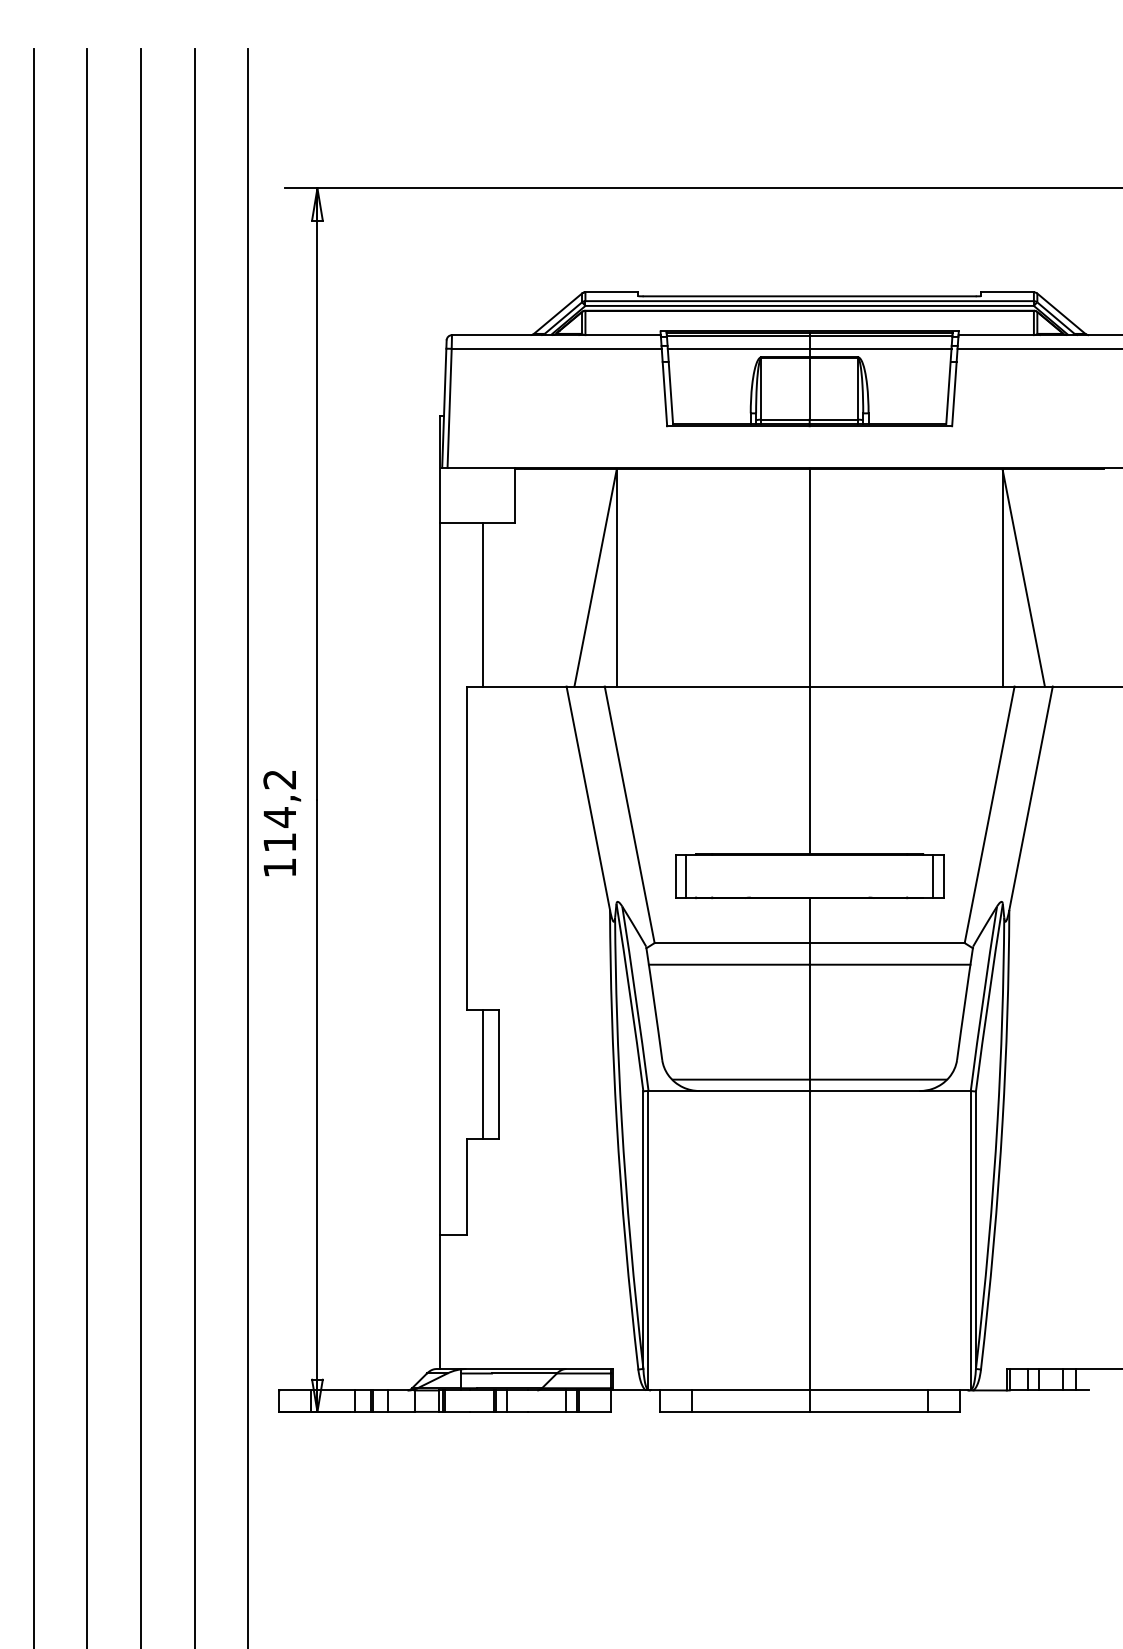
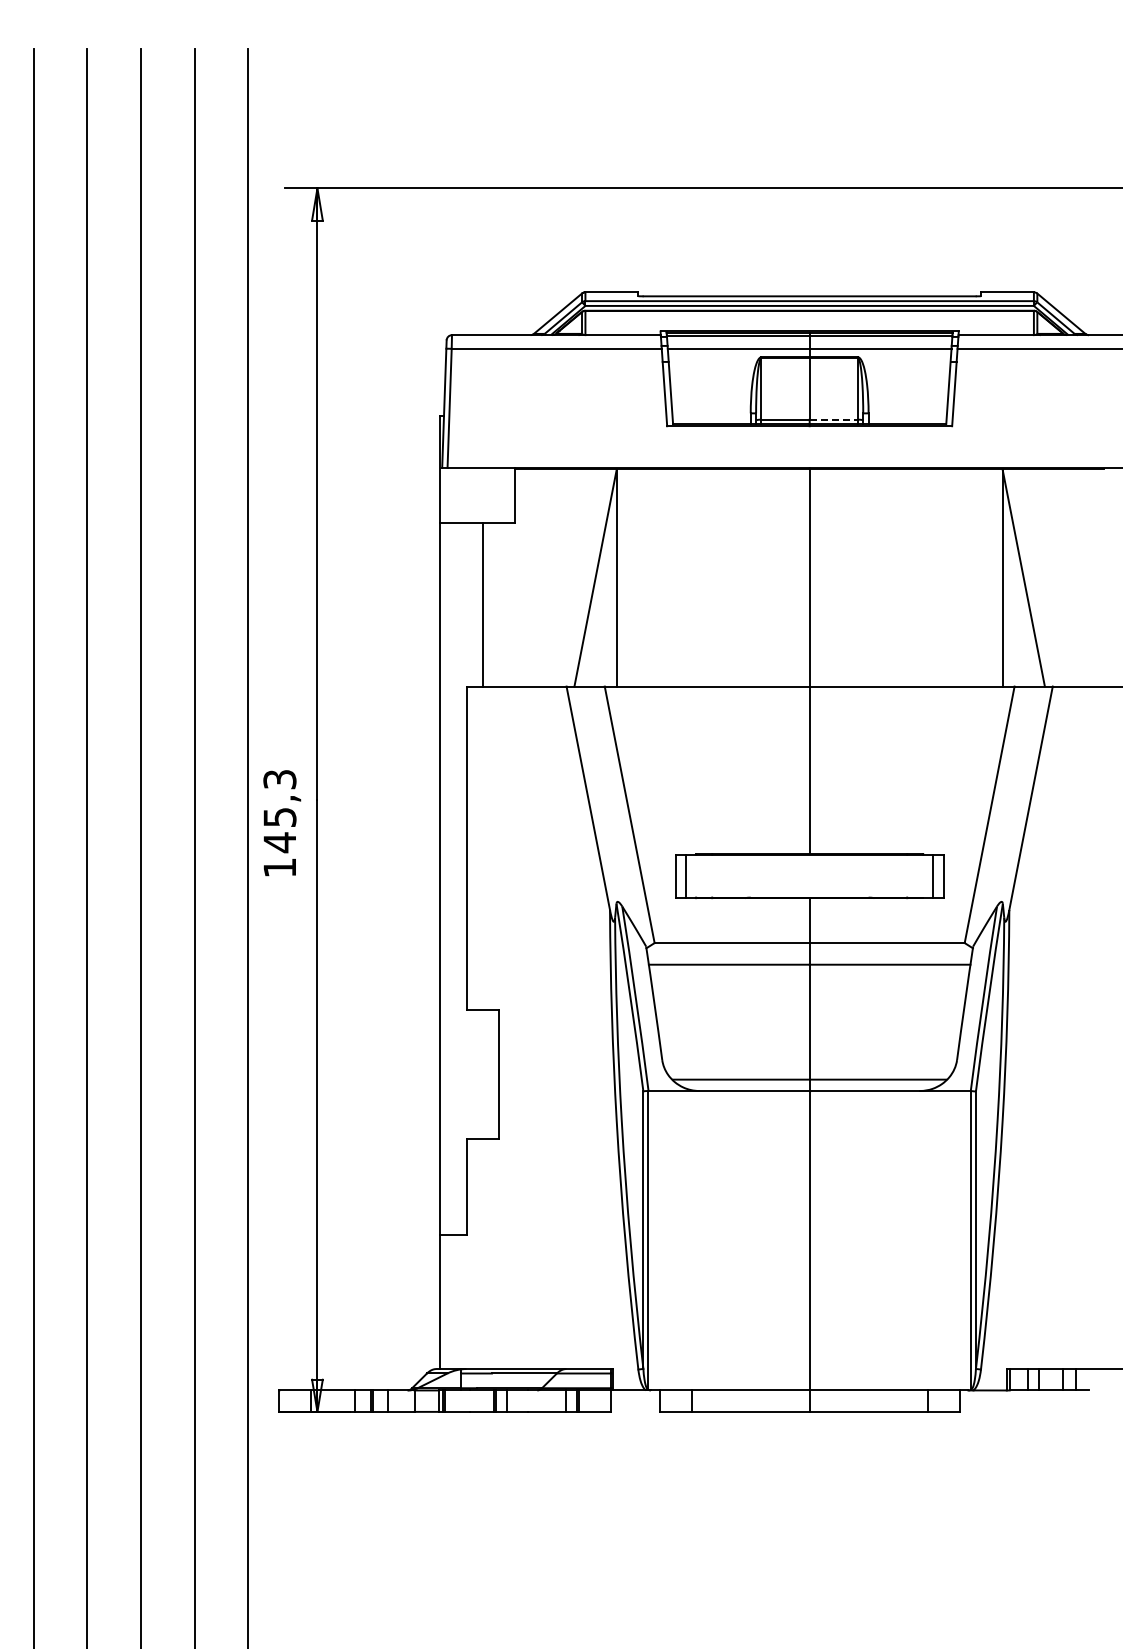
line: solid -> dashed (834, 419)
text: 114,2 -> 145,3 (279, 811)
line: present -> none (482, 1074)
